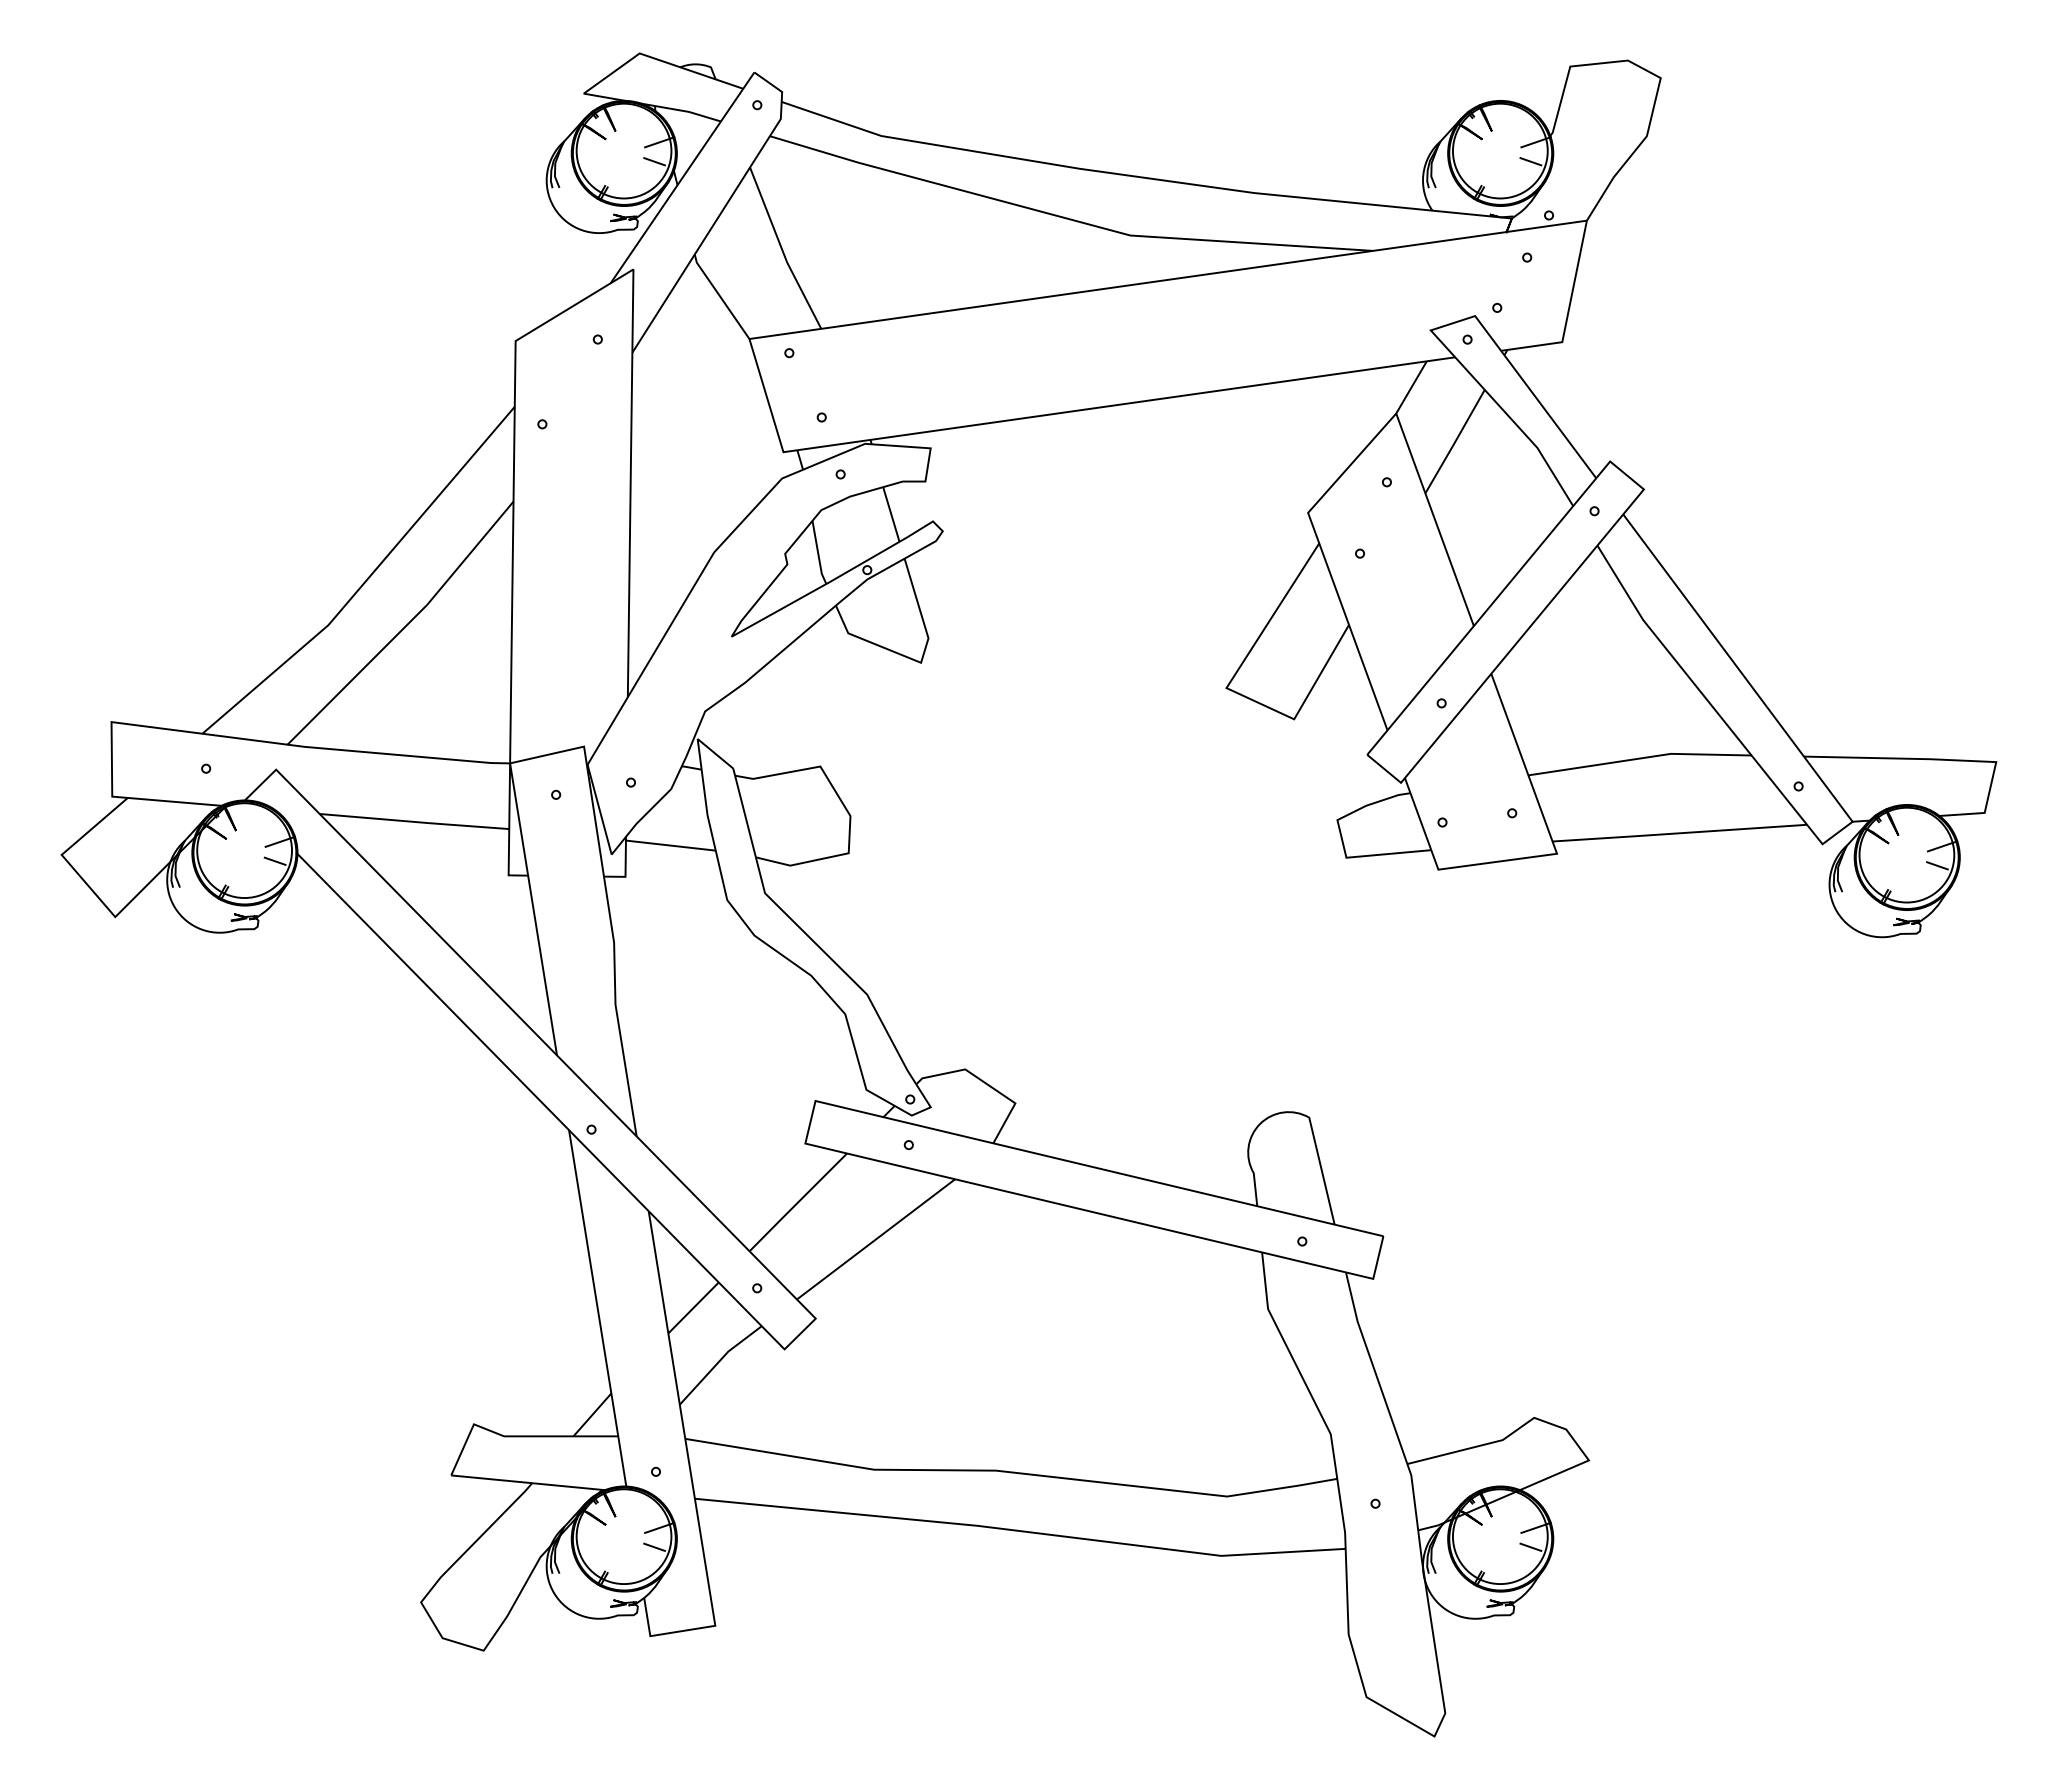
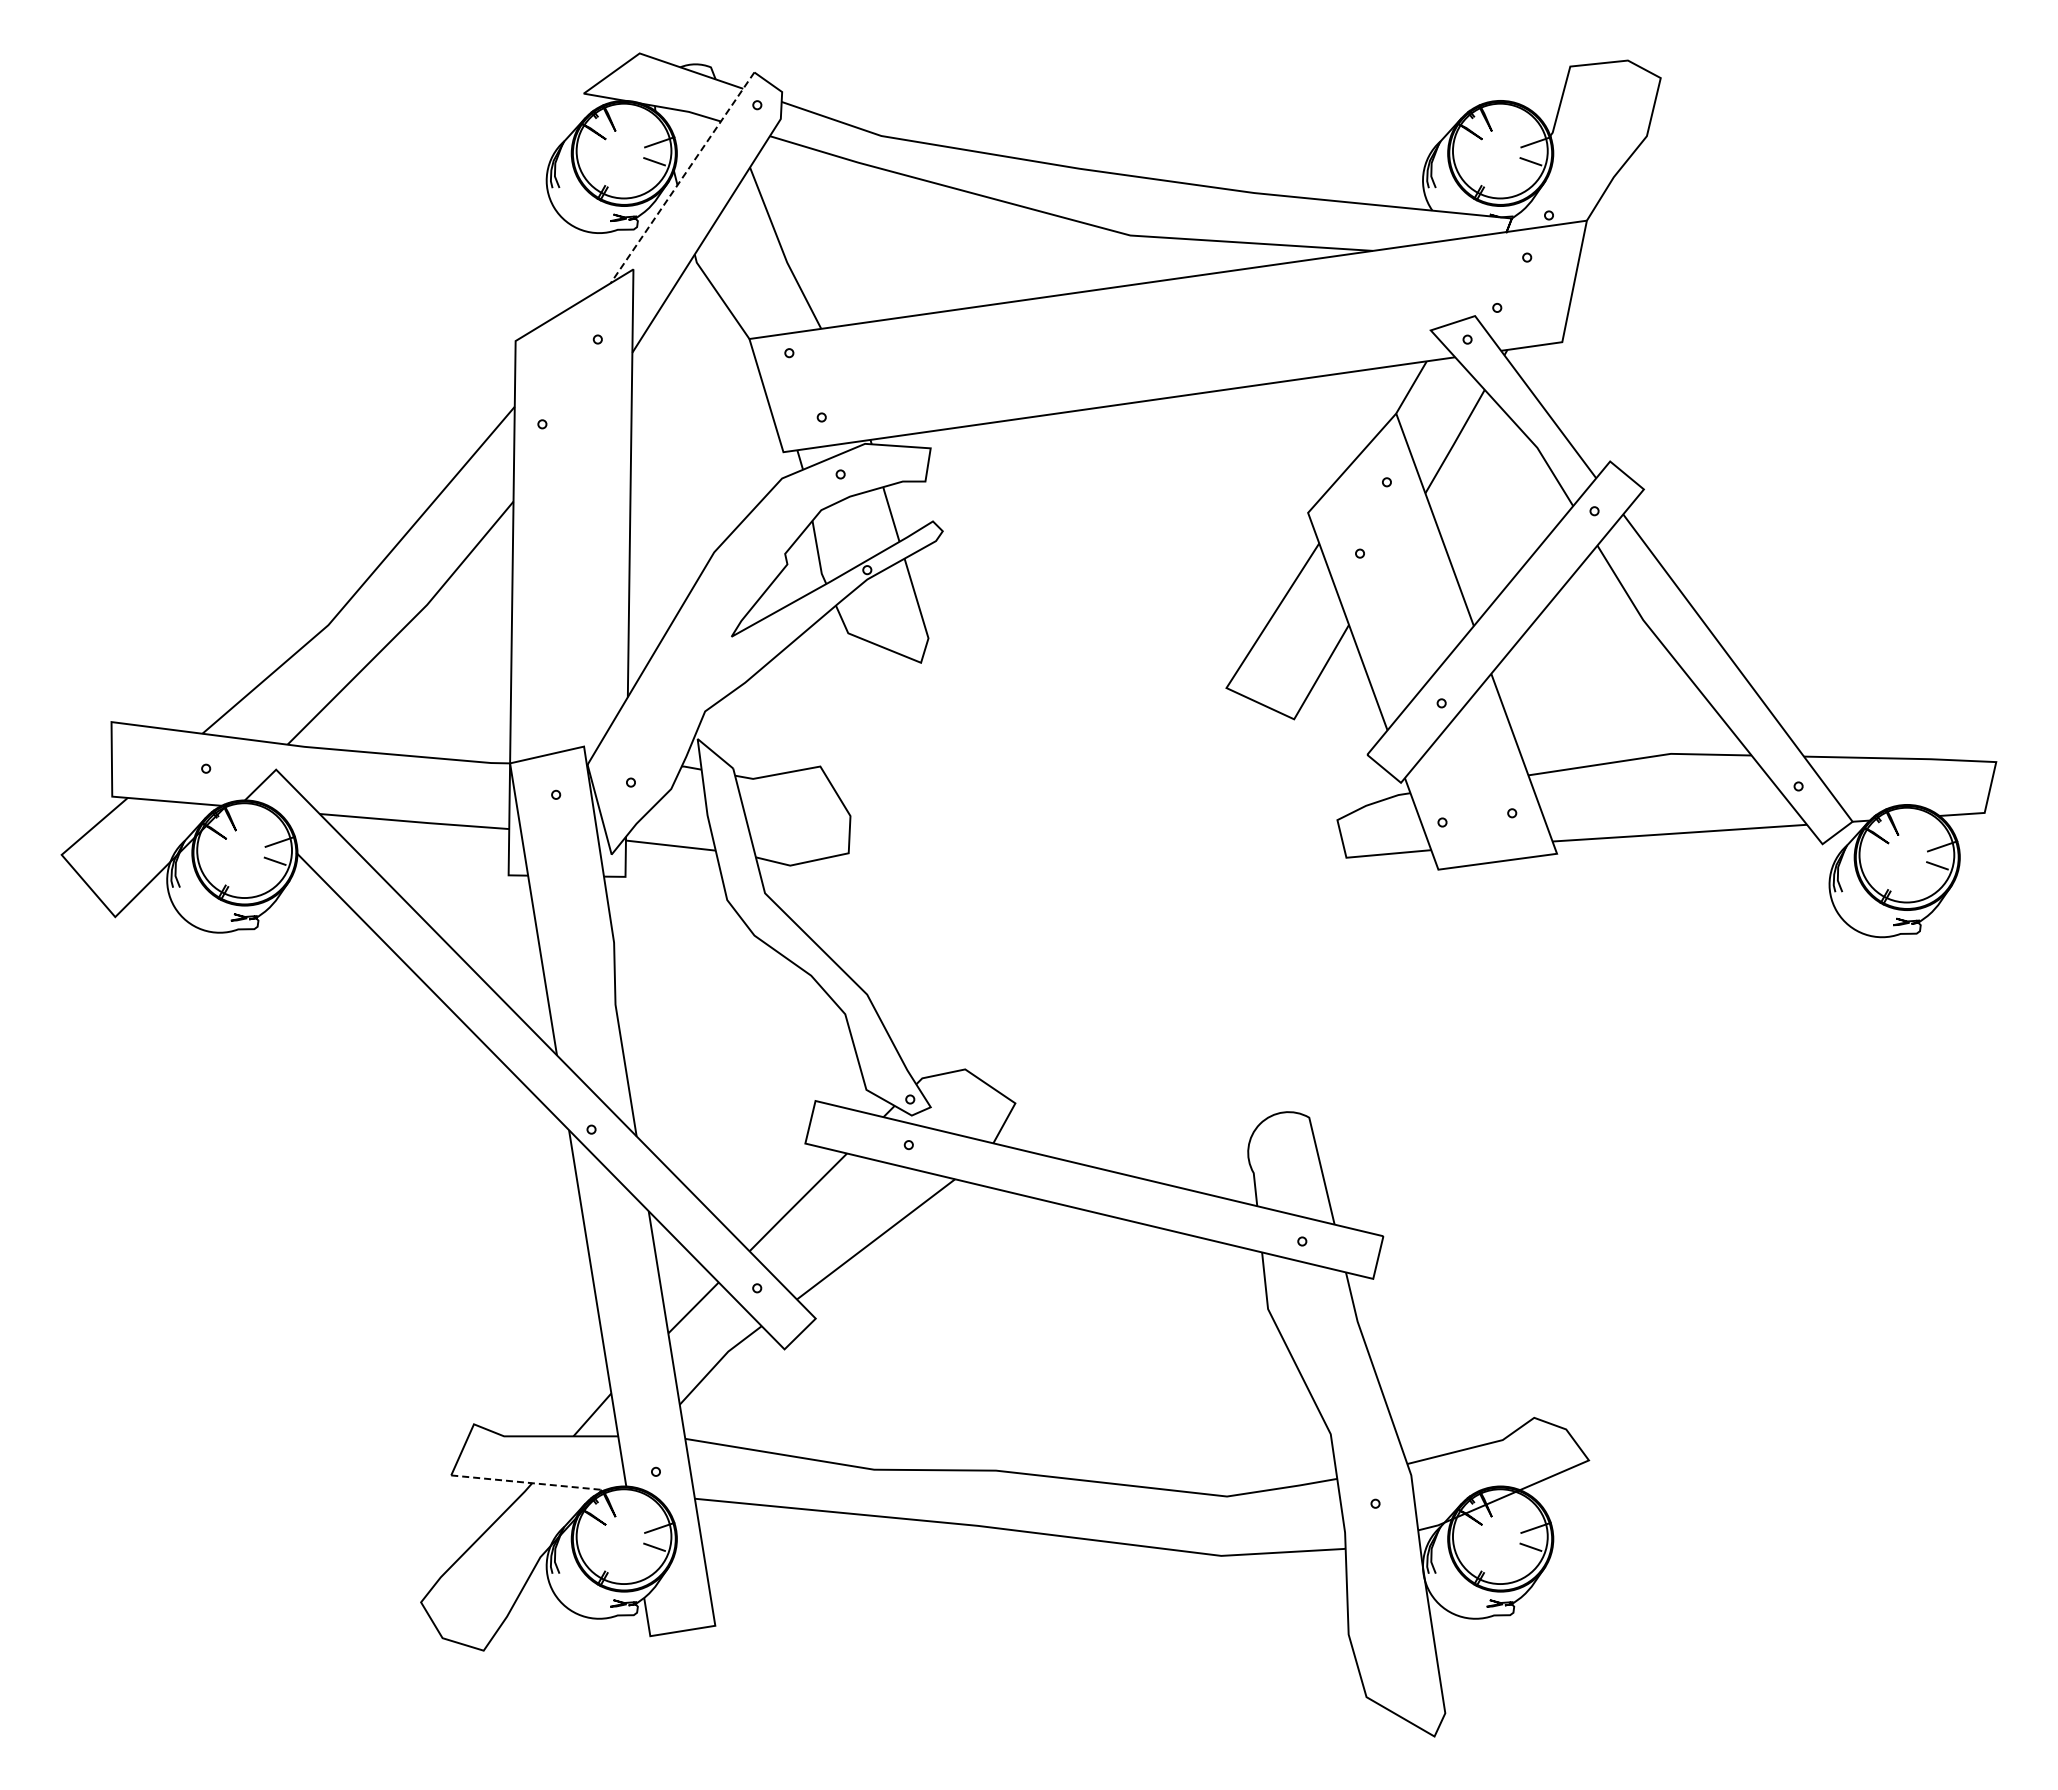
line: solid -> dashed (682, 177)
line: solid -> dashed (528, 1482)
